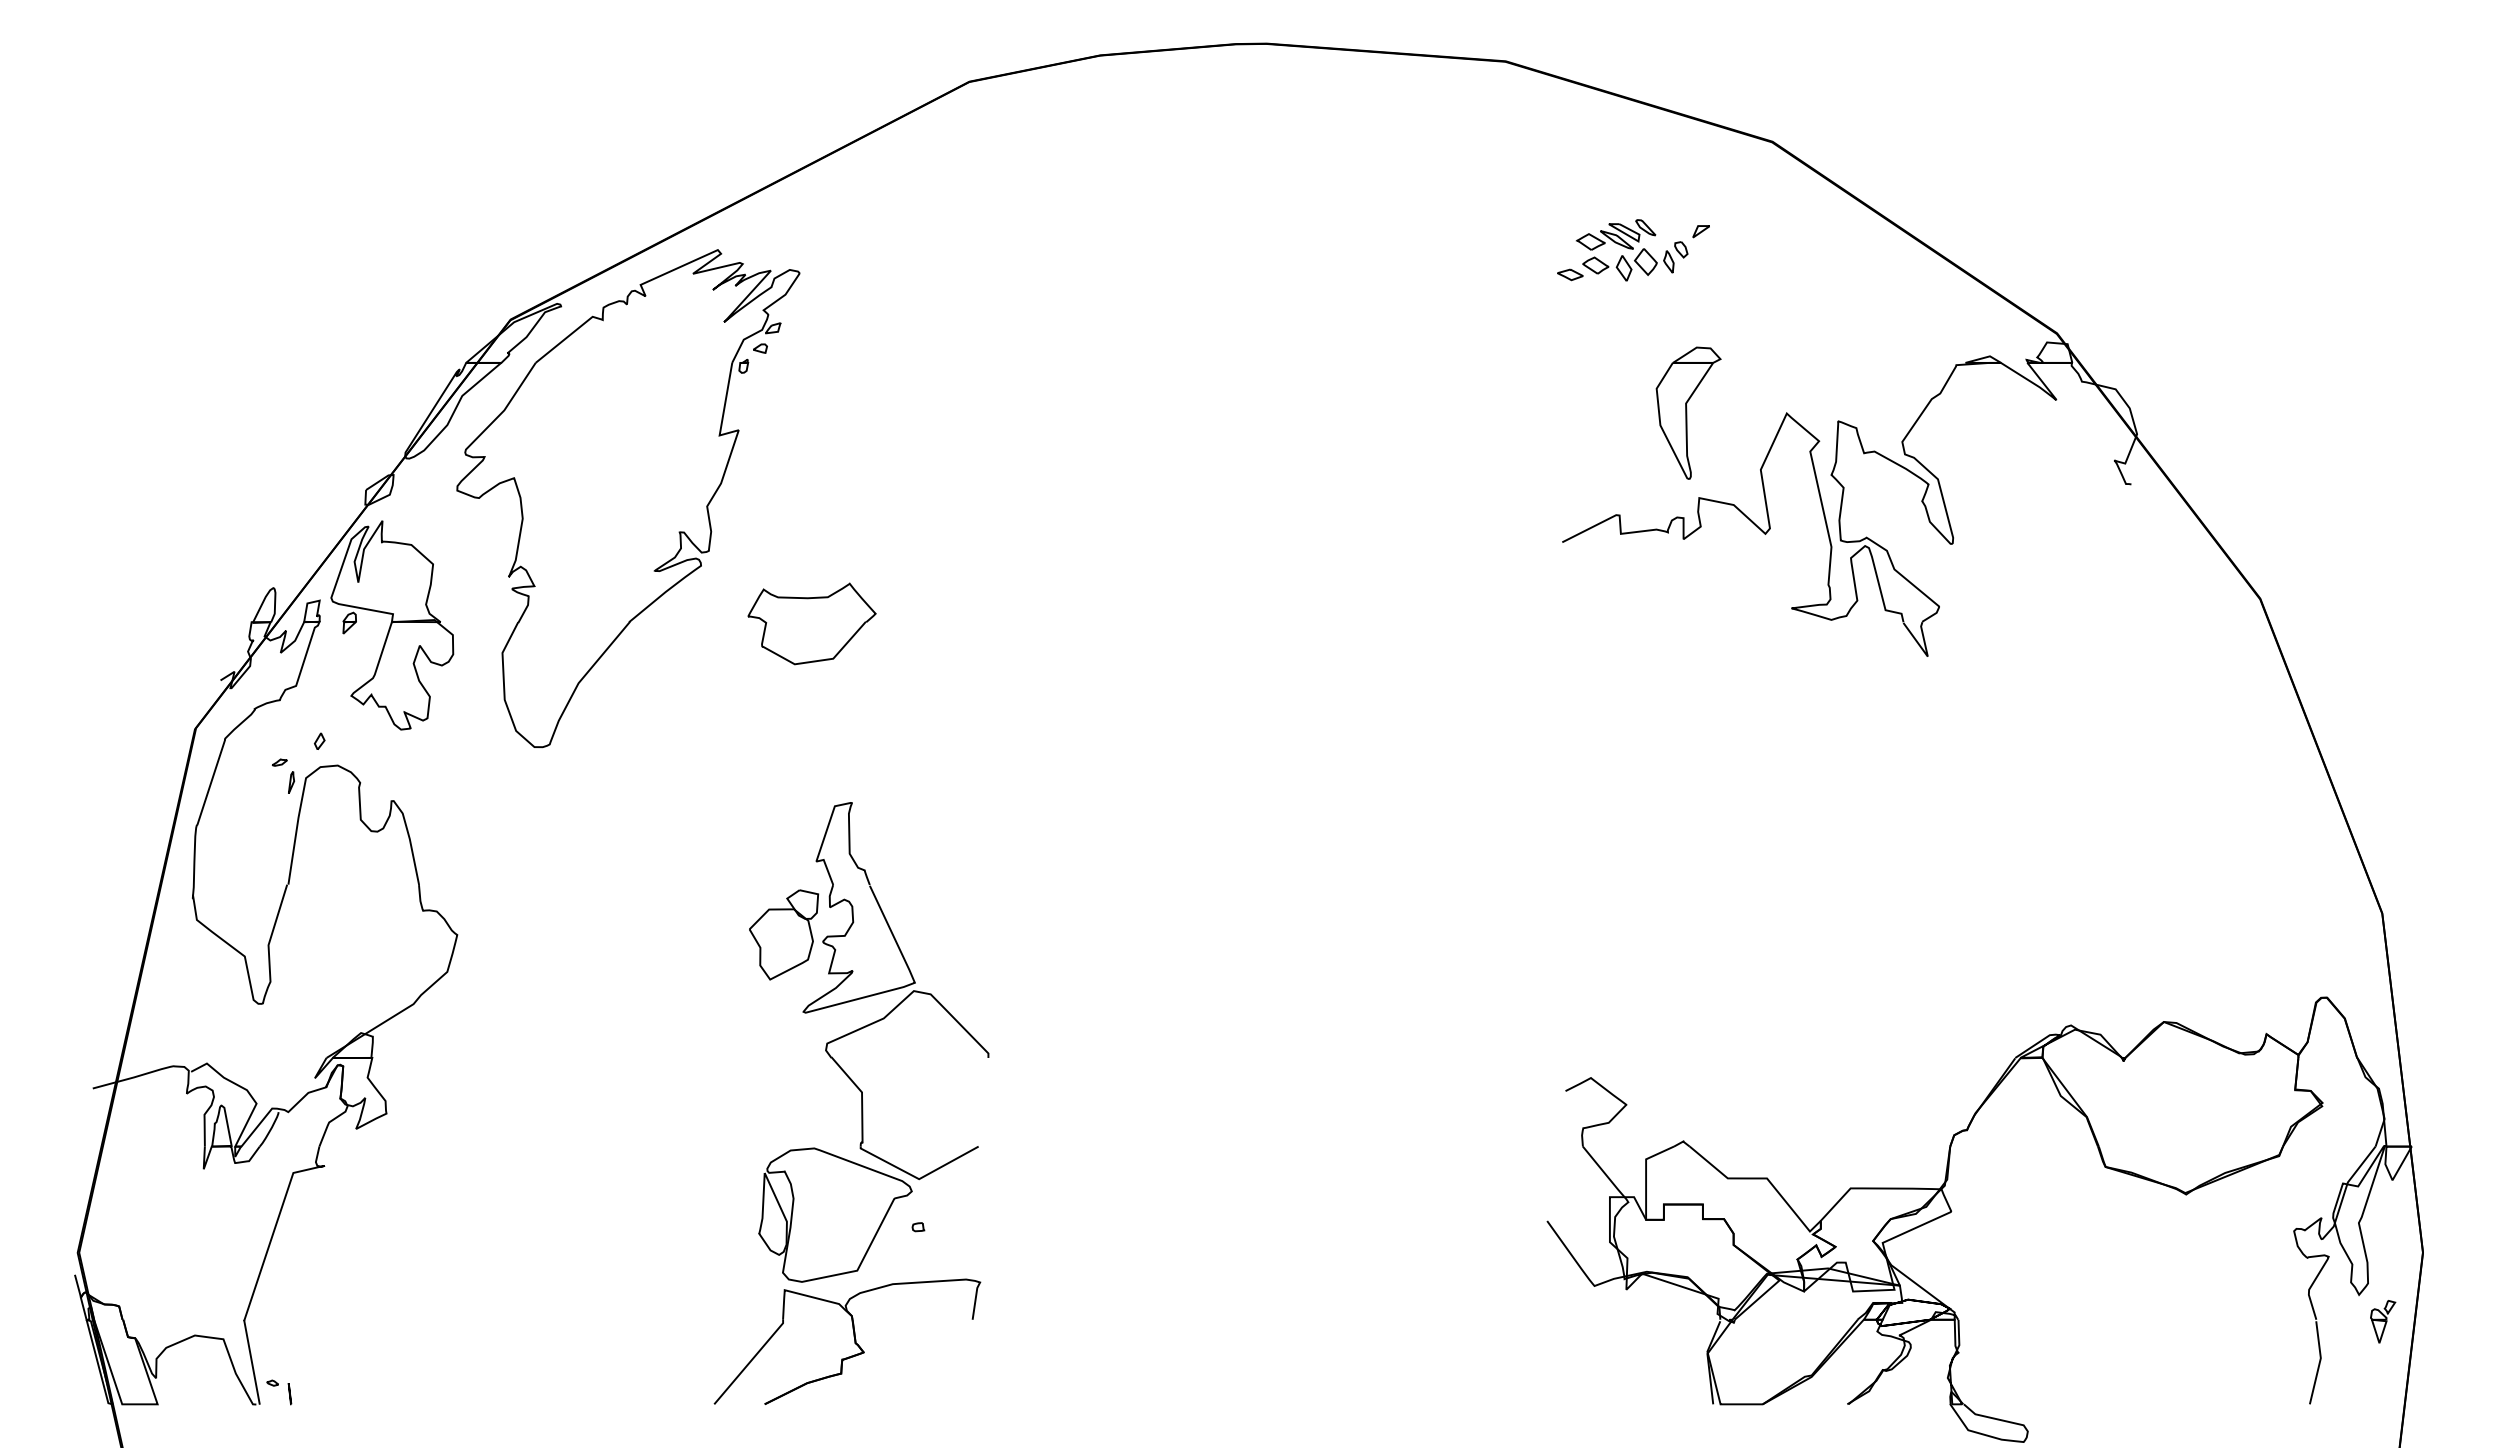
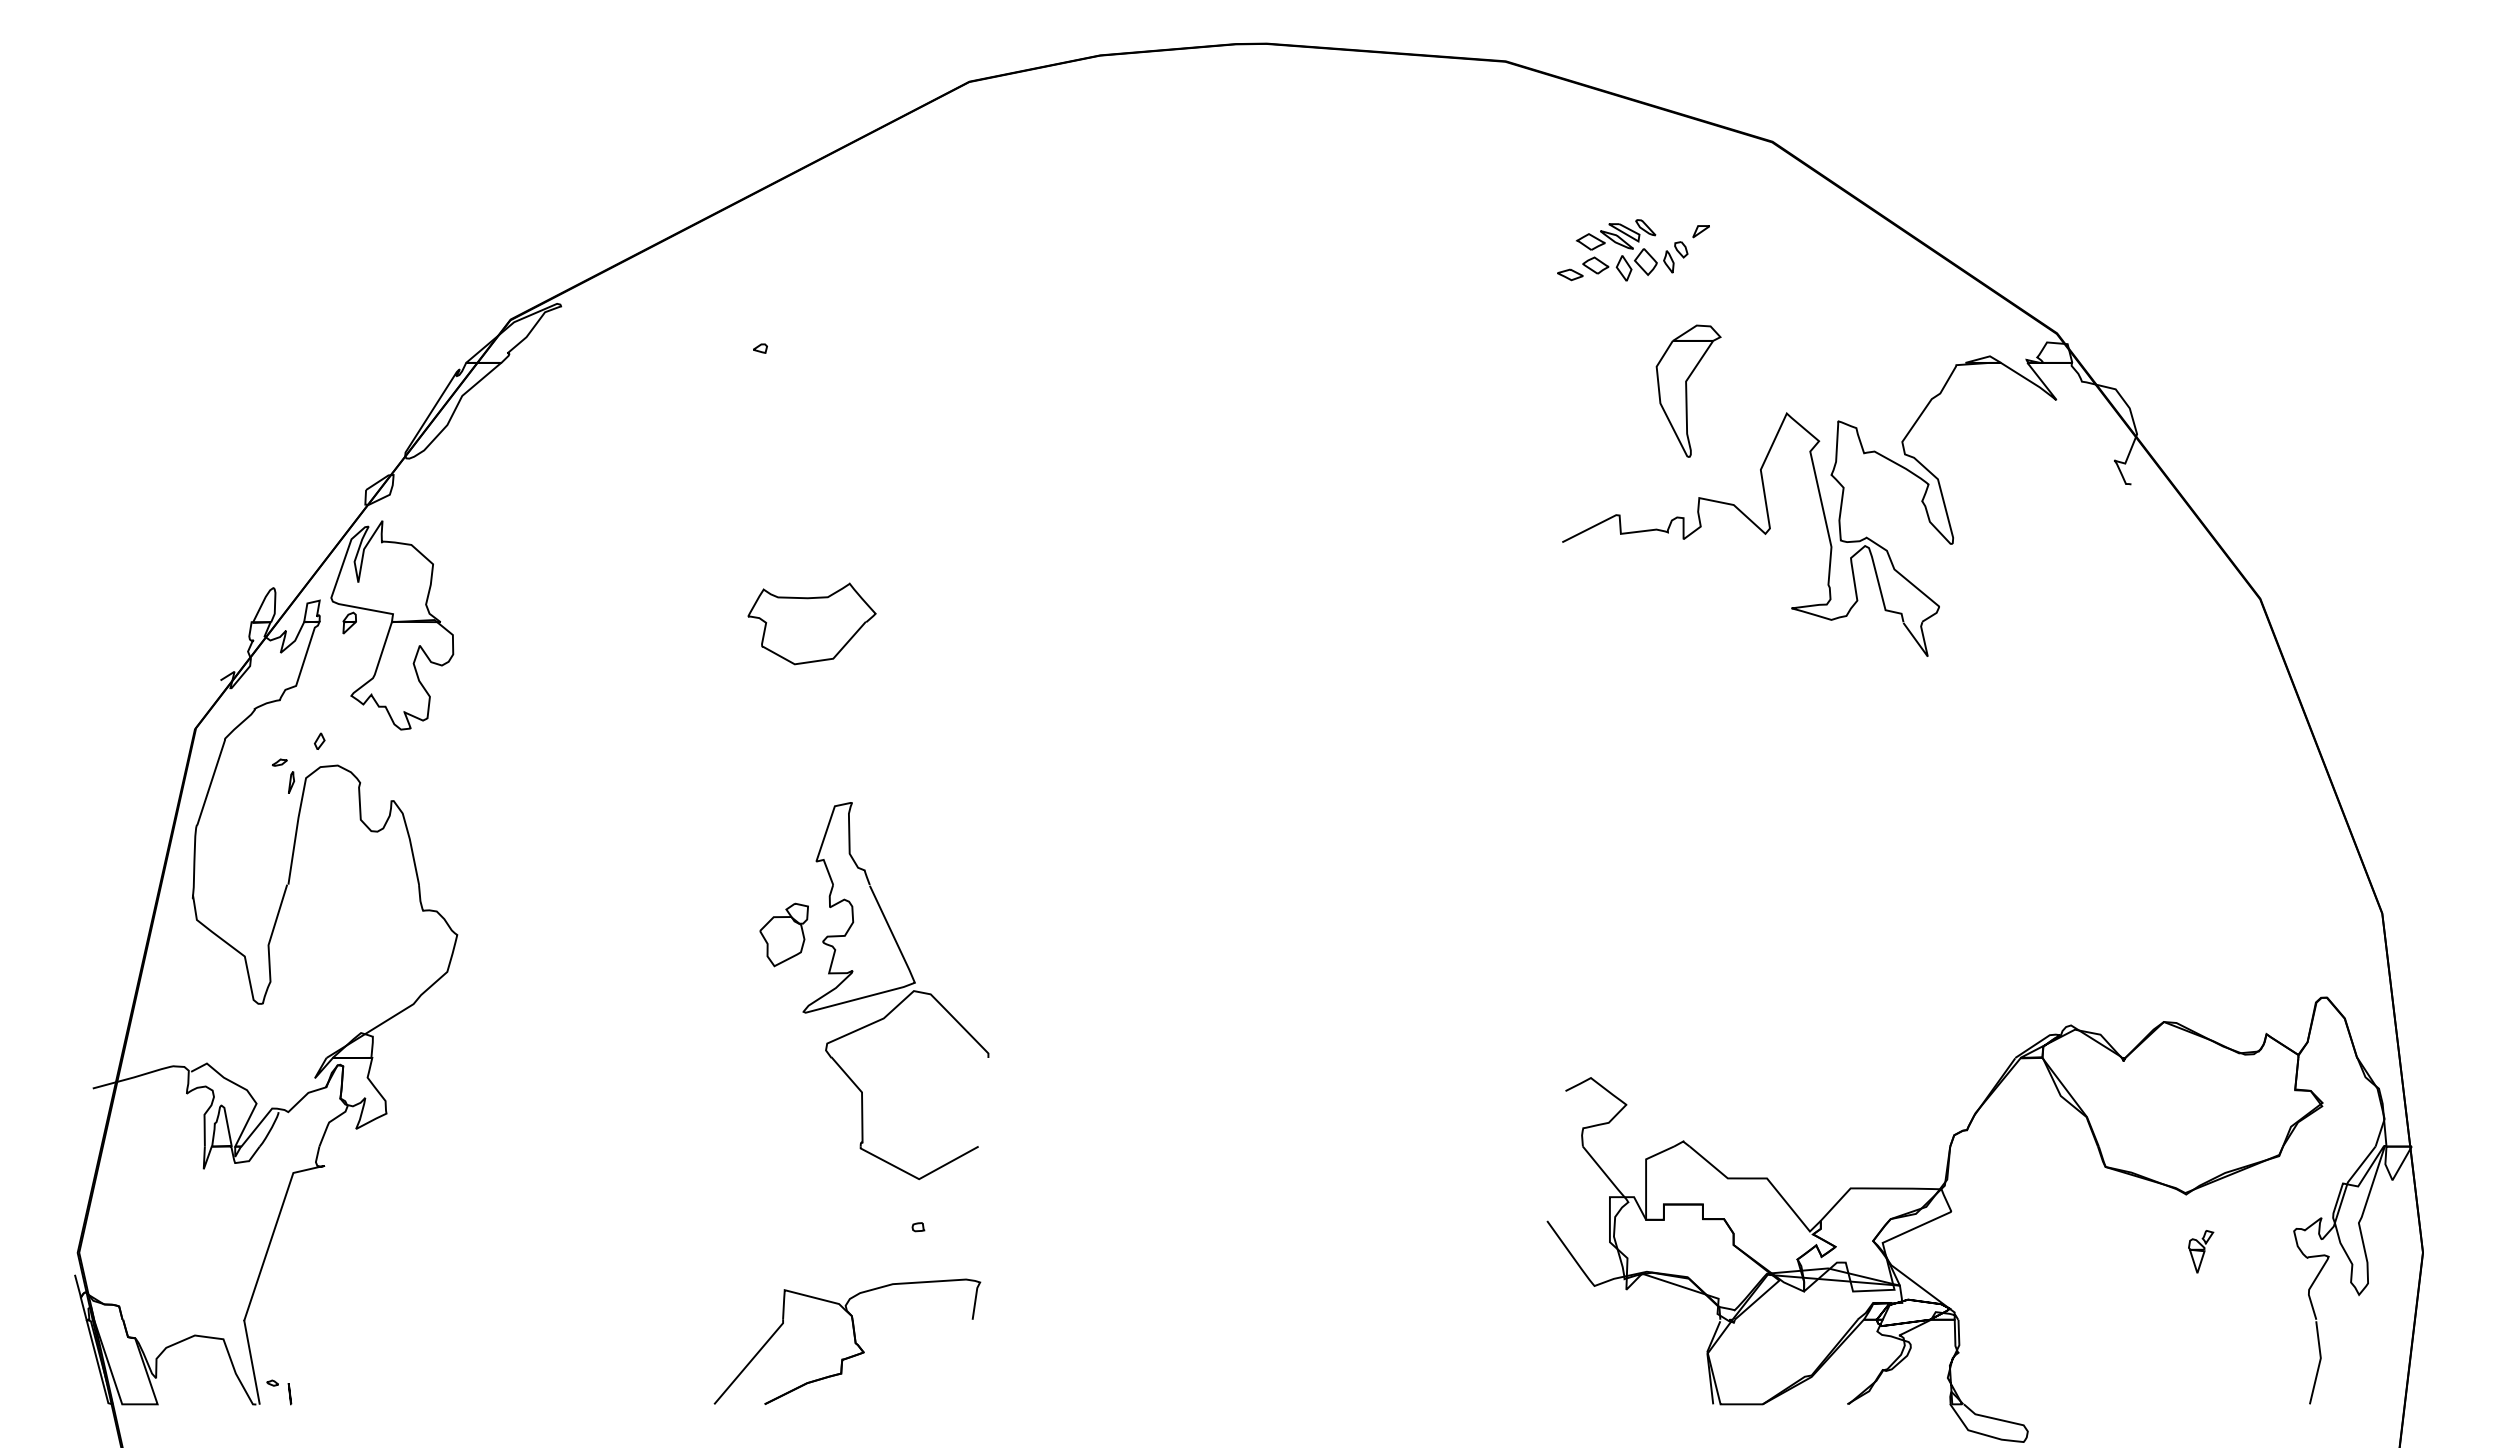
part position: (1688, 412) -> (1688, 390) (1688, 390)
part: present -> none (628, 498)
part size: 71x92 px -> 50x66 px (783, 934)
part: present -> none (835, 1214)
part position: (2383, 1321) -> (2201, 1251) (2201, 1251)
